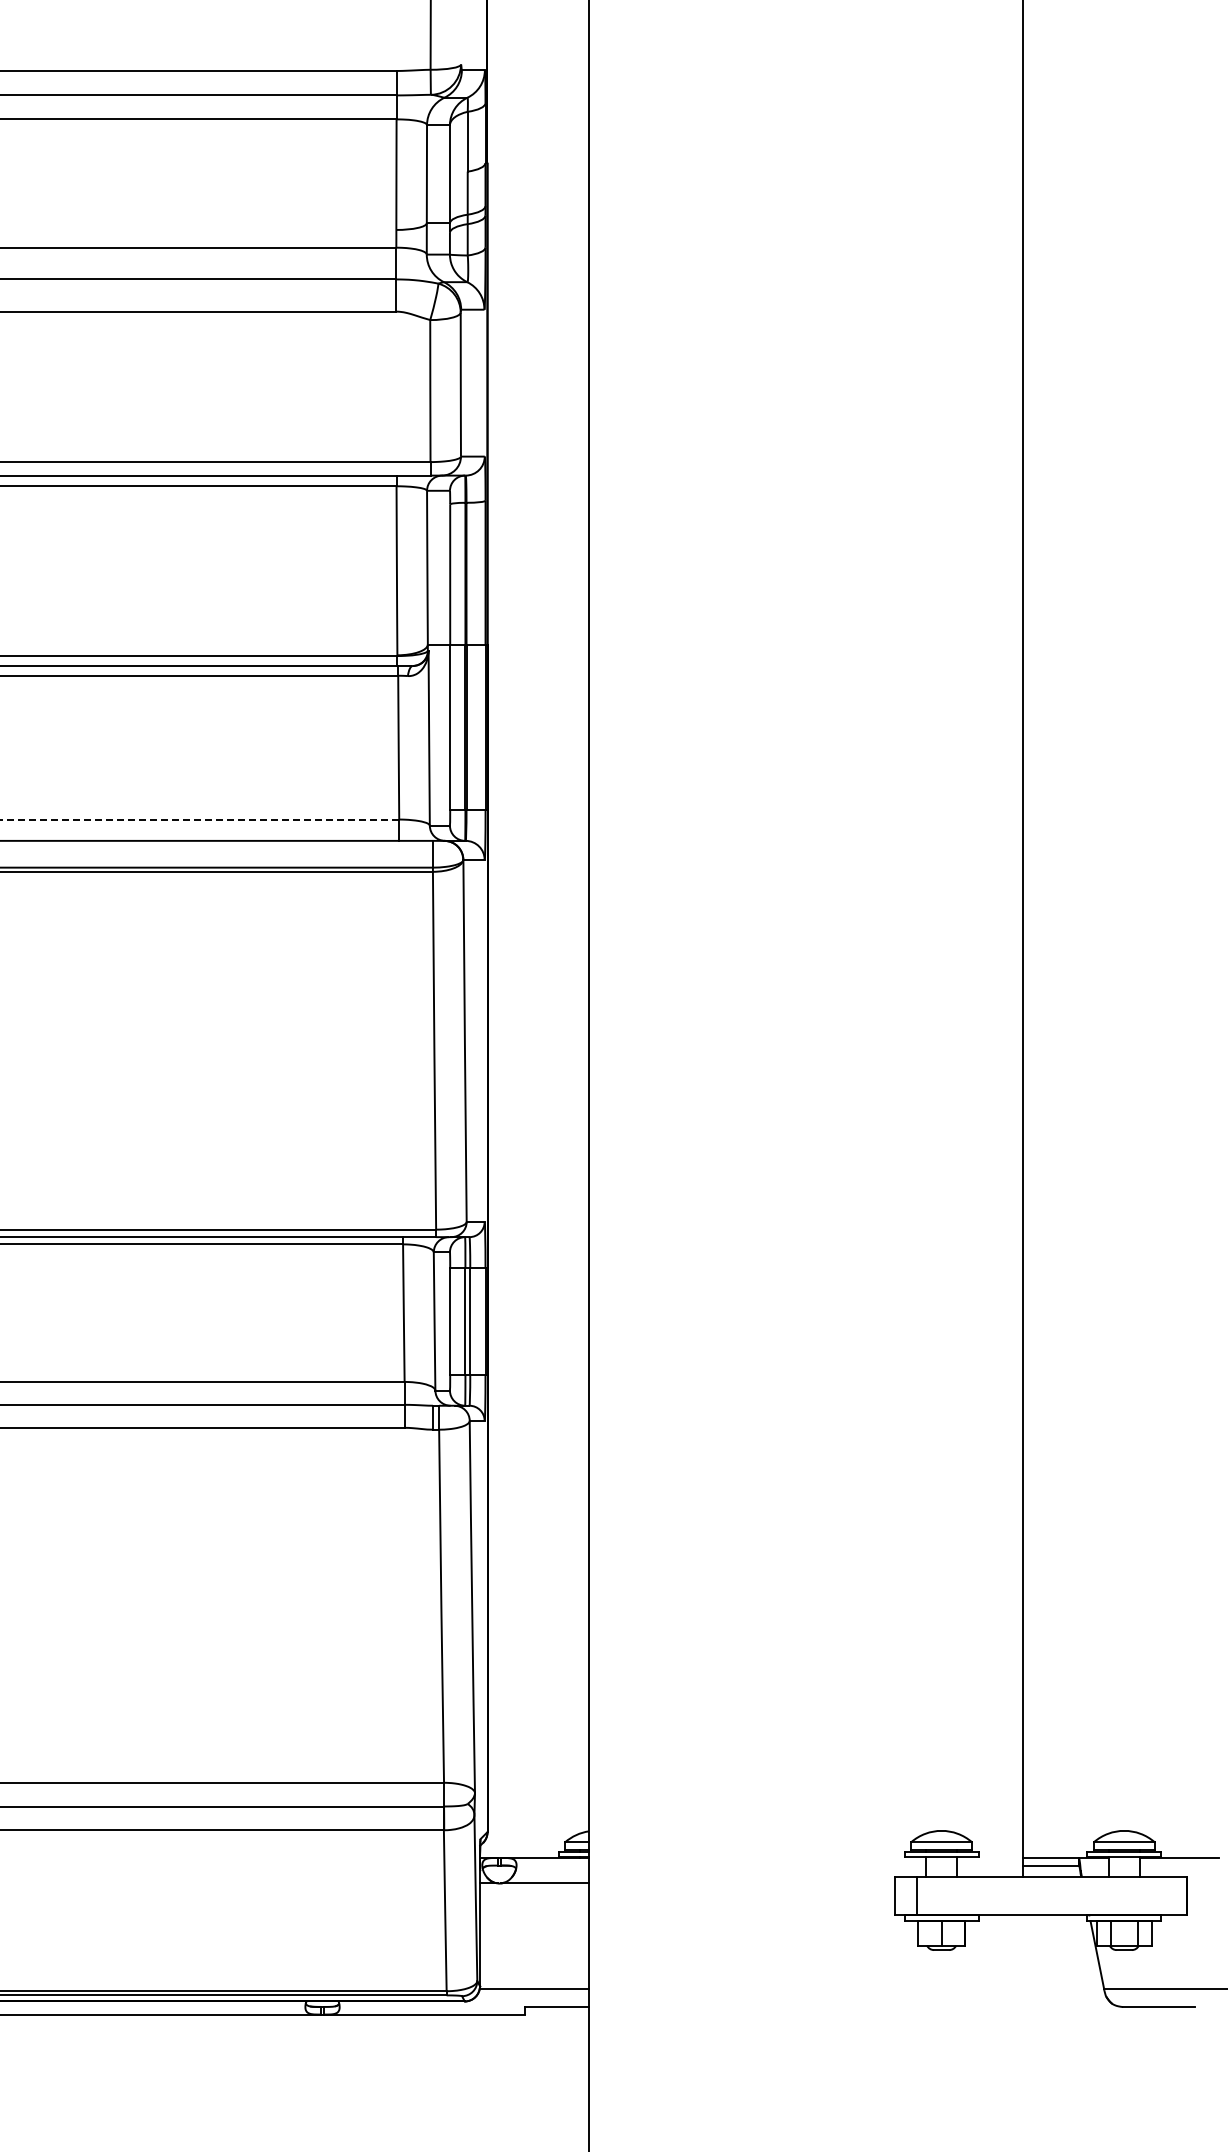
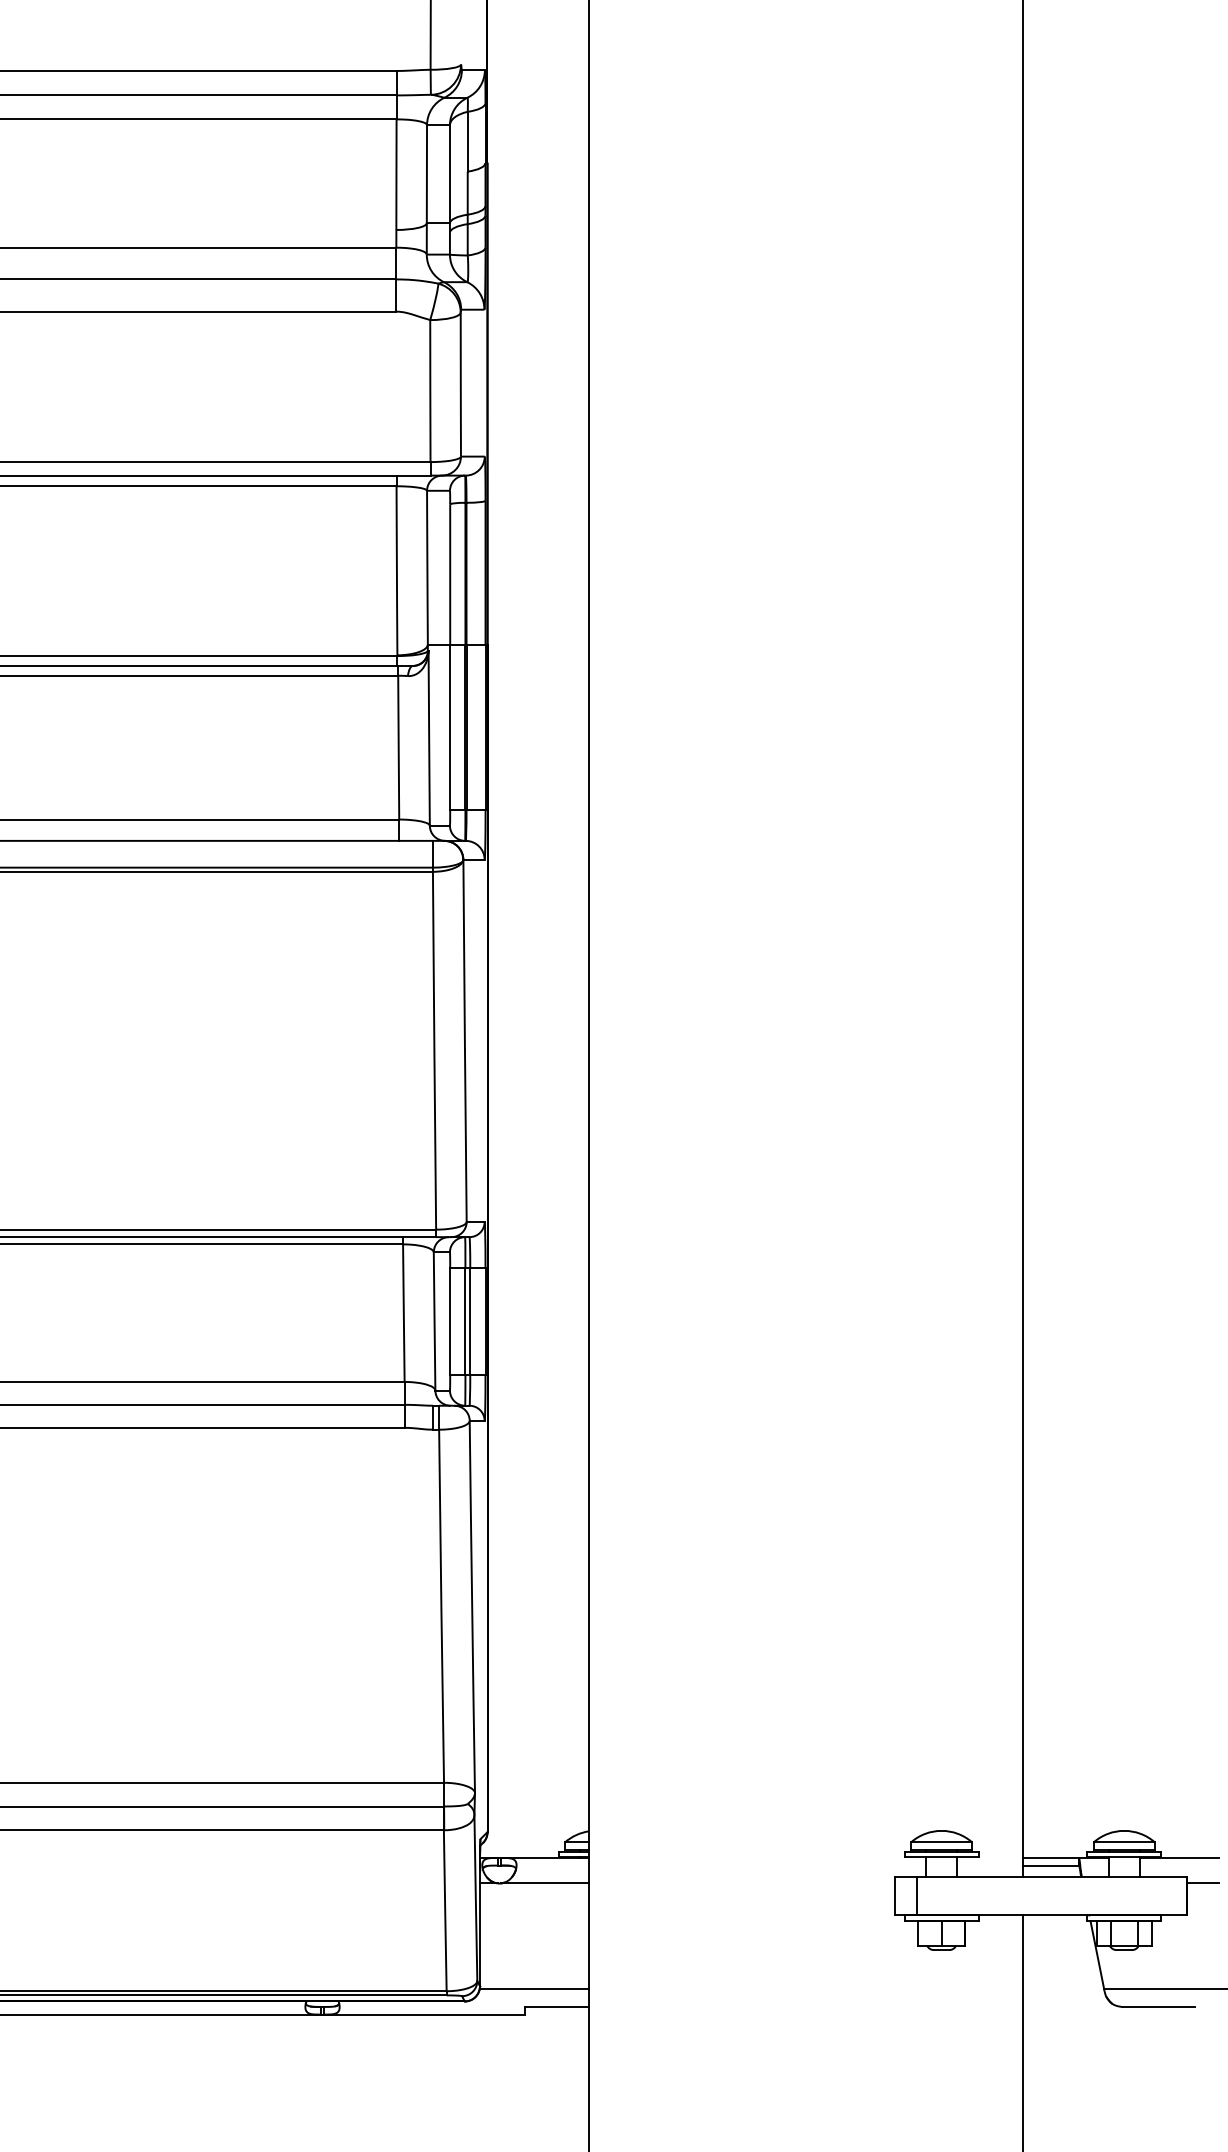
line: dashed -> solid (199, 819)
line: none -> present (1203, 1883)
line: none -> present (1023, 2031)
